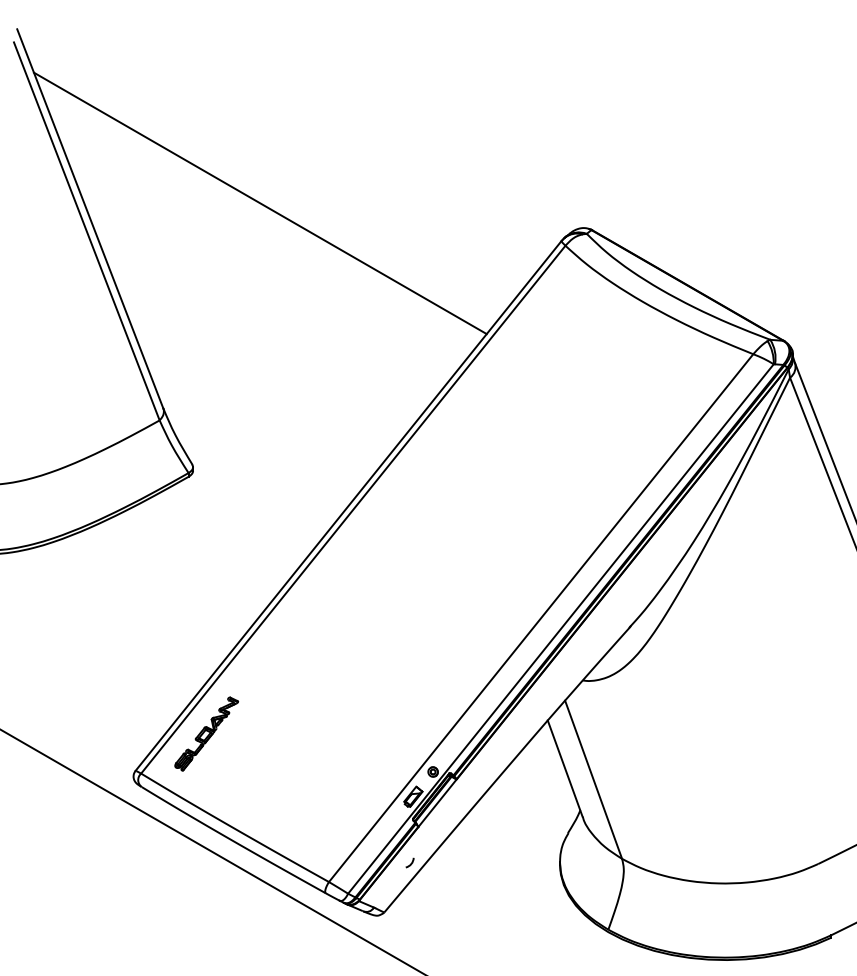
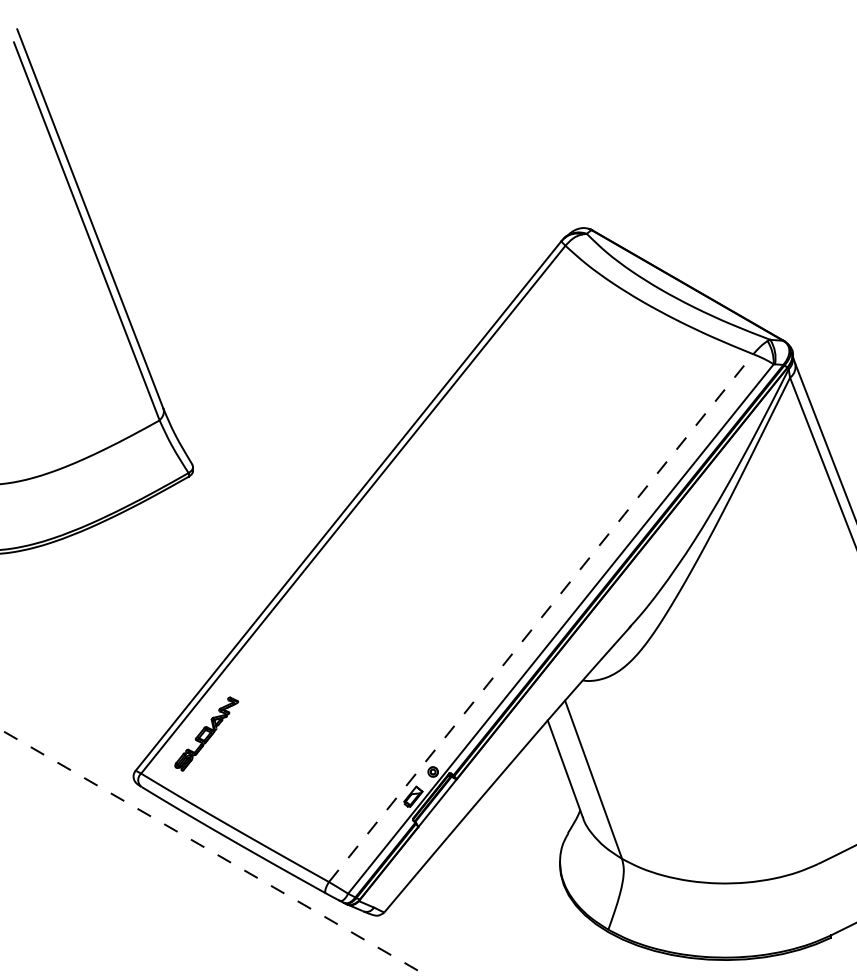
line: present -> none (259, 203)
line: solid -> dashed (541, 618)
line: solid -> dashed (214, 853)
arc: present -> none (410, 863)
